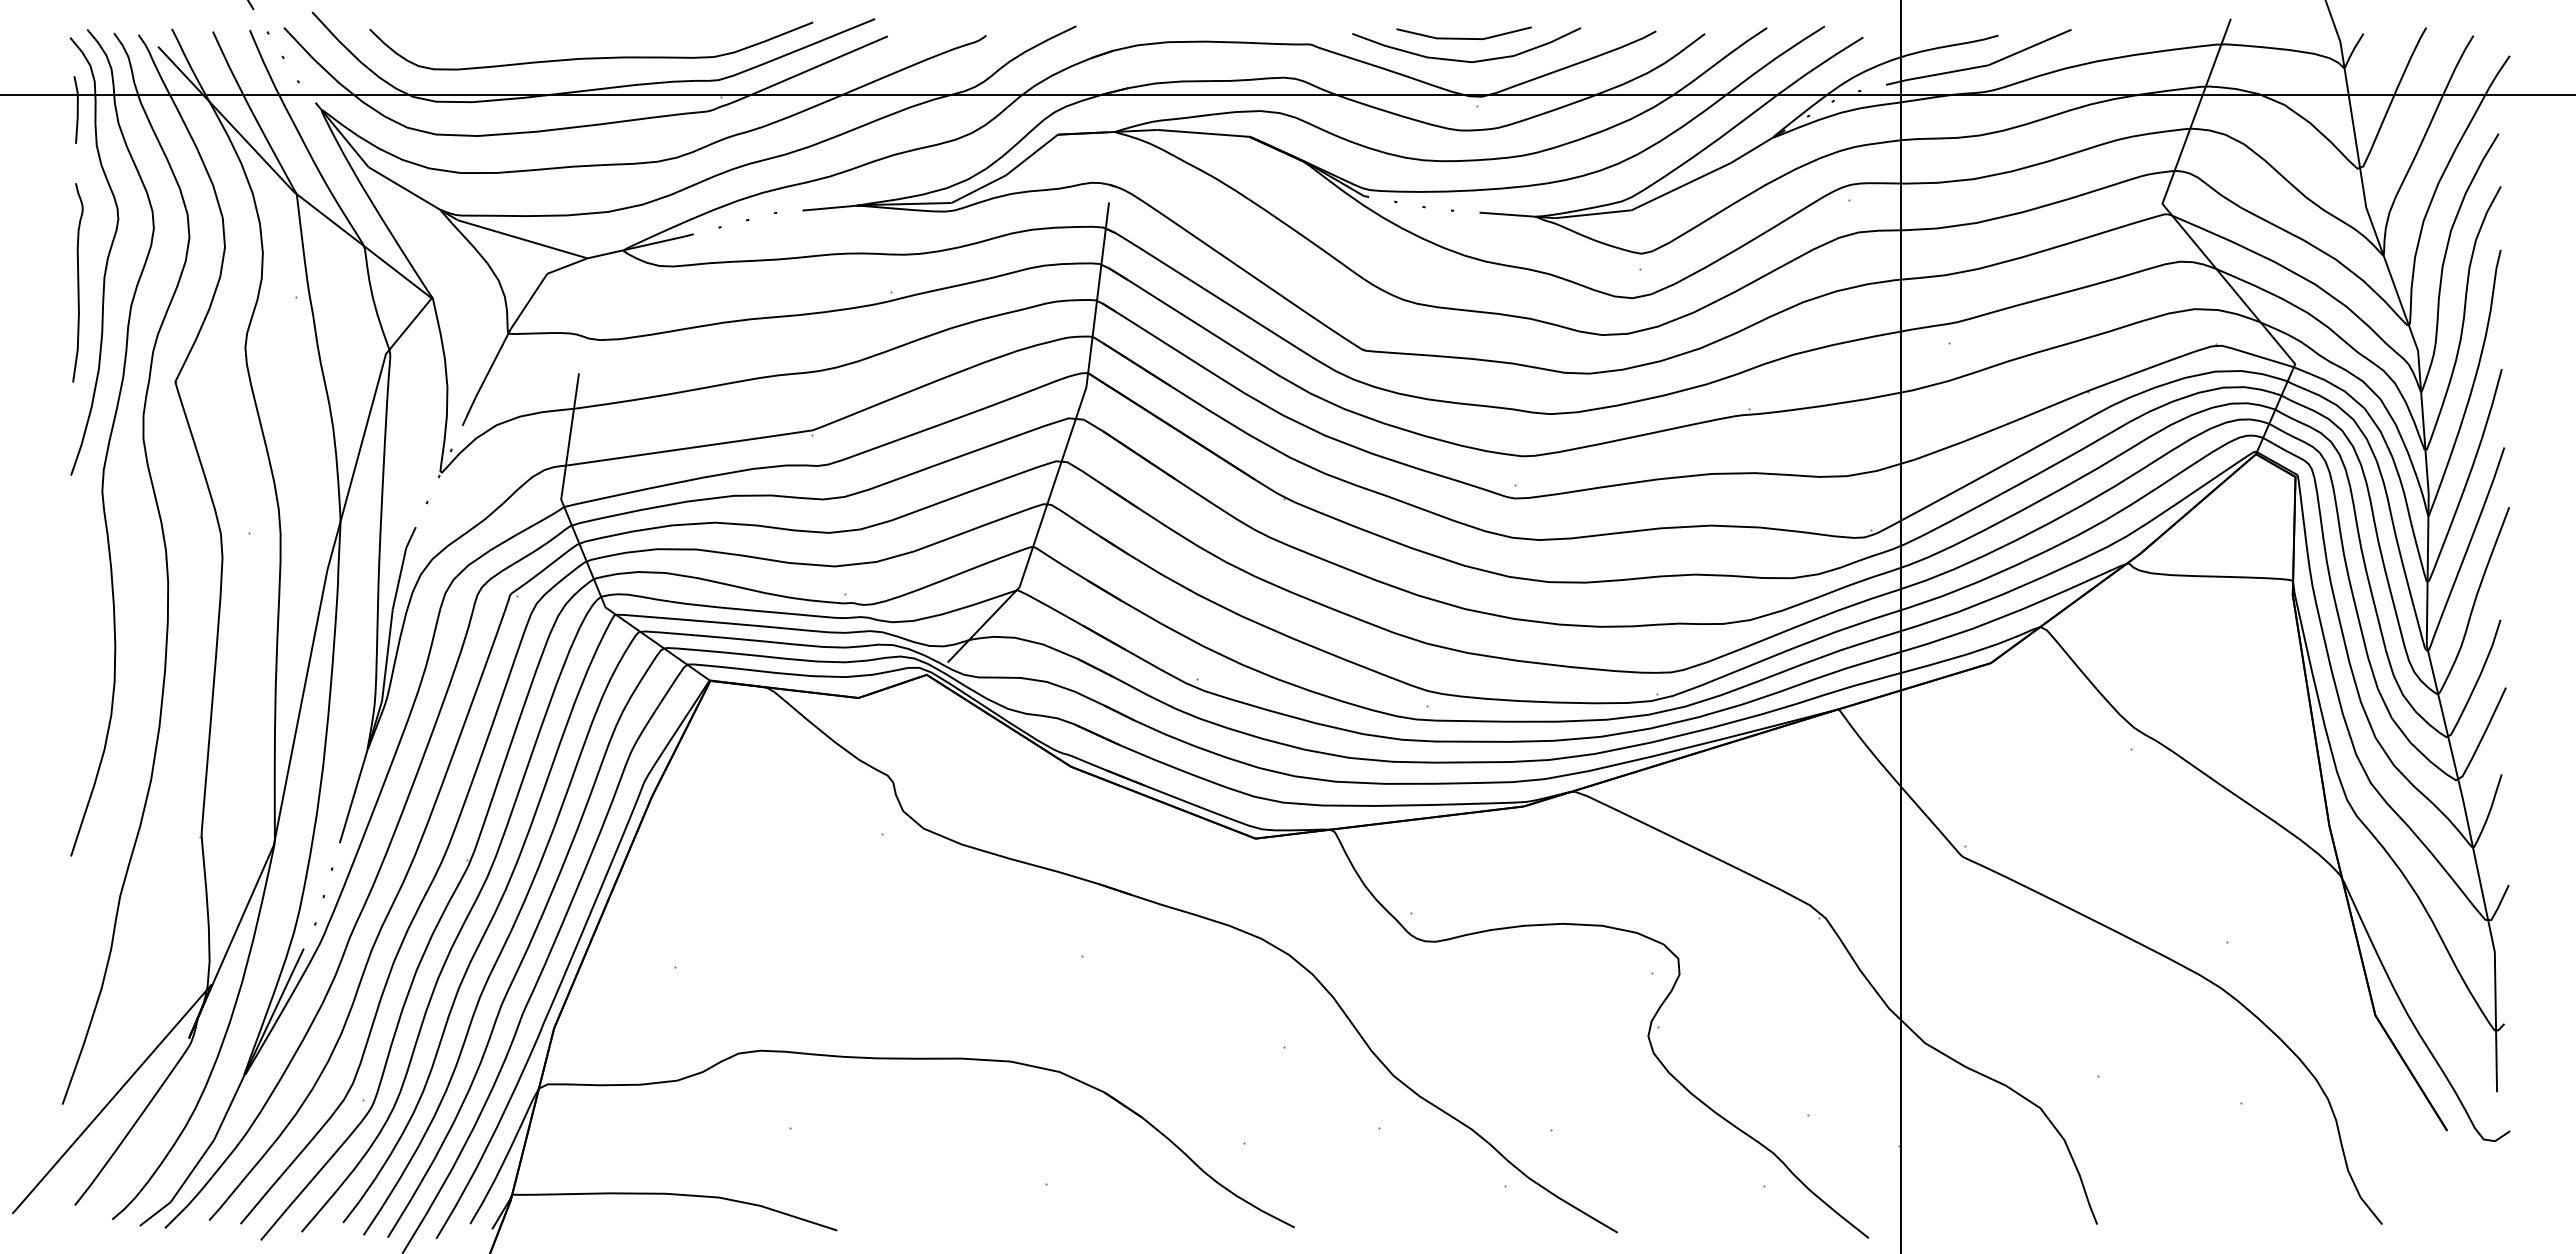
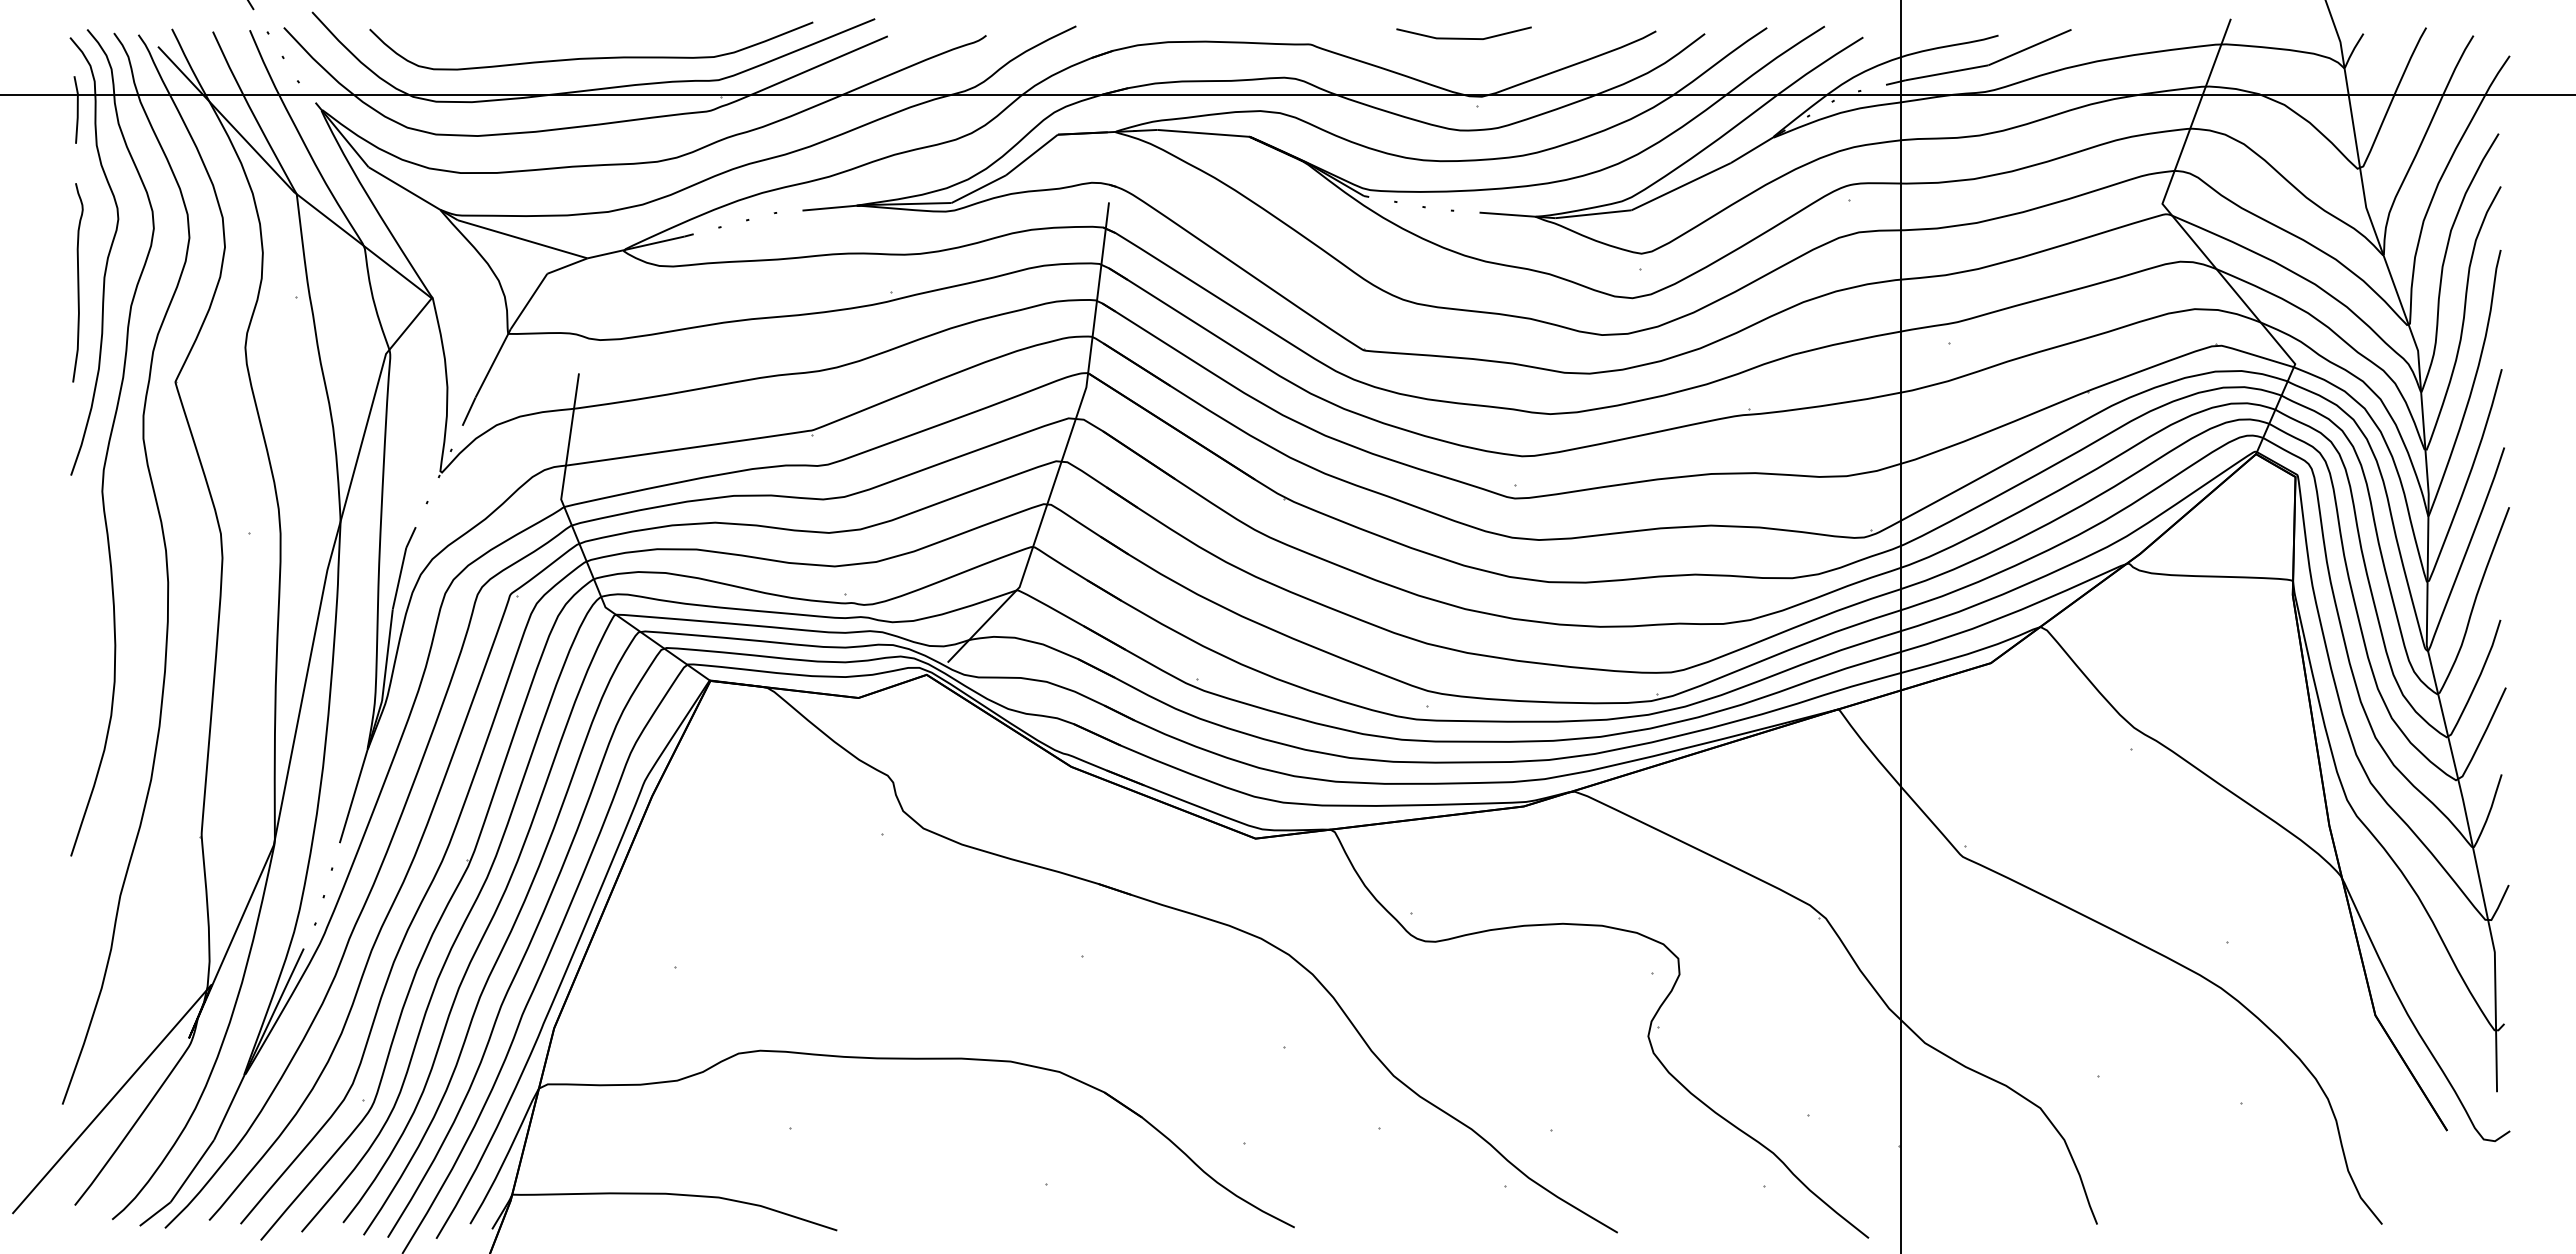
curve: present -> none (1466, 60)
